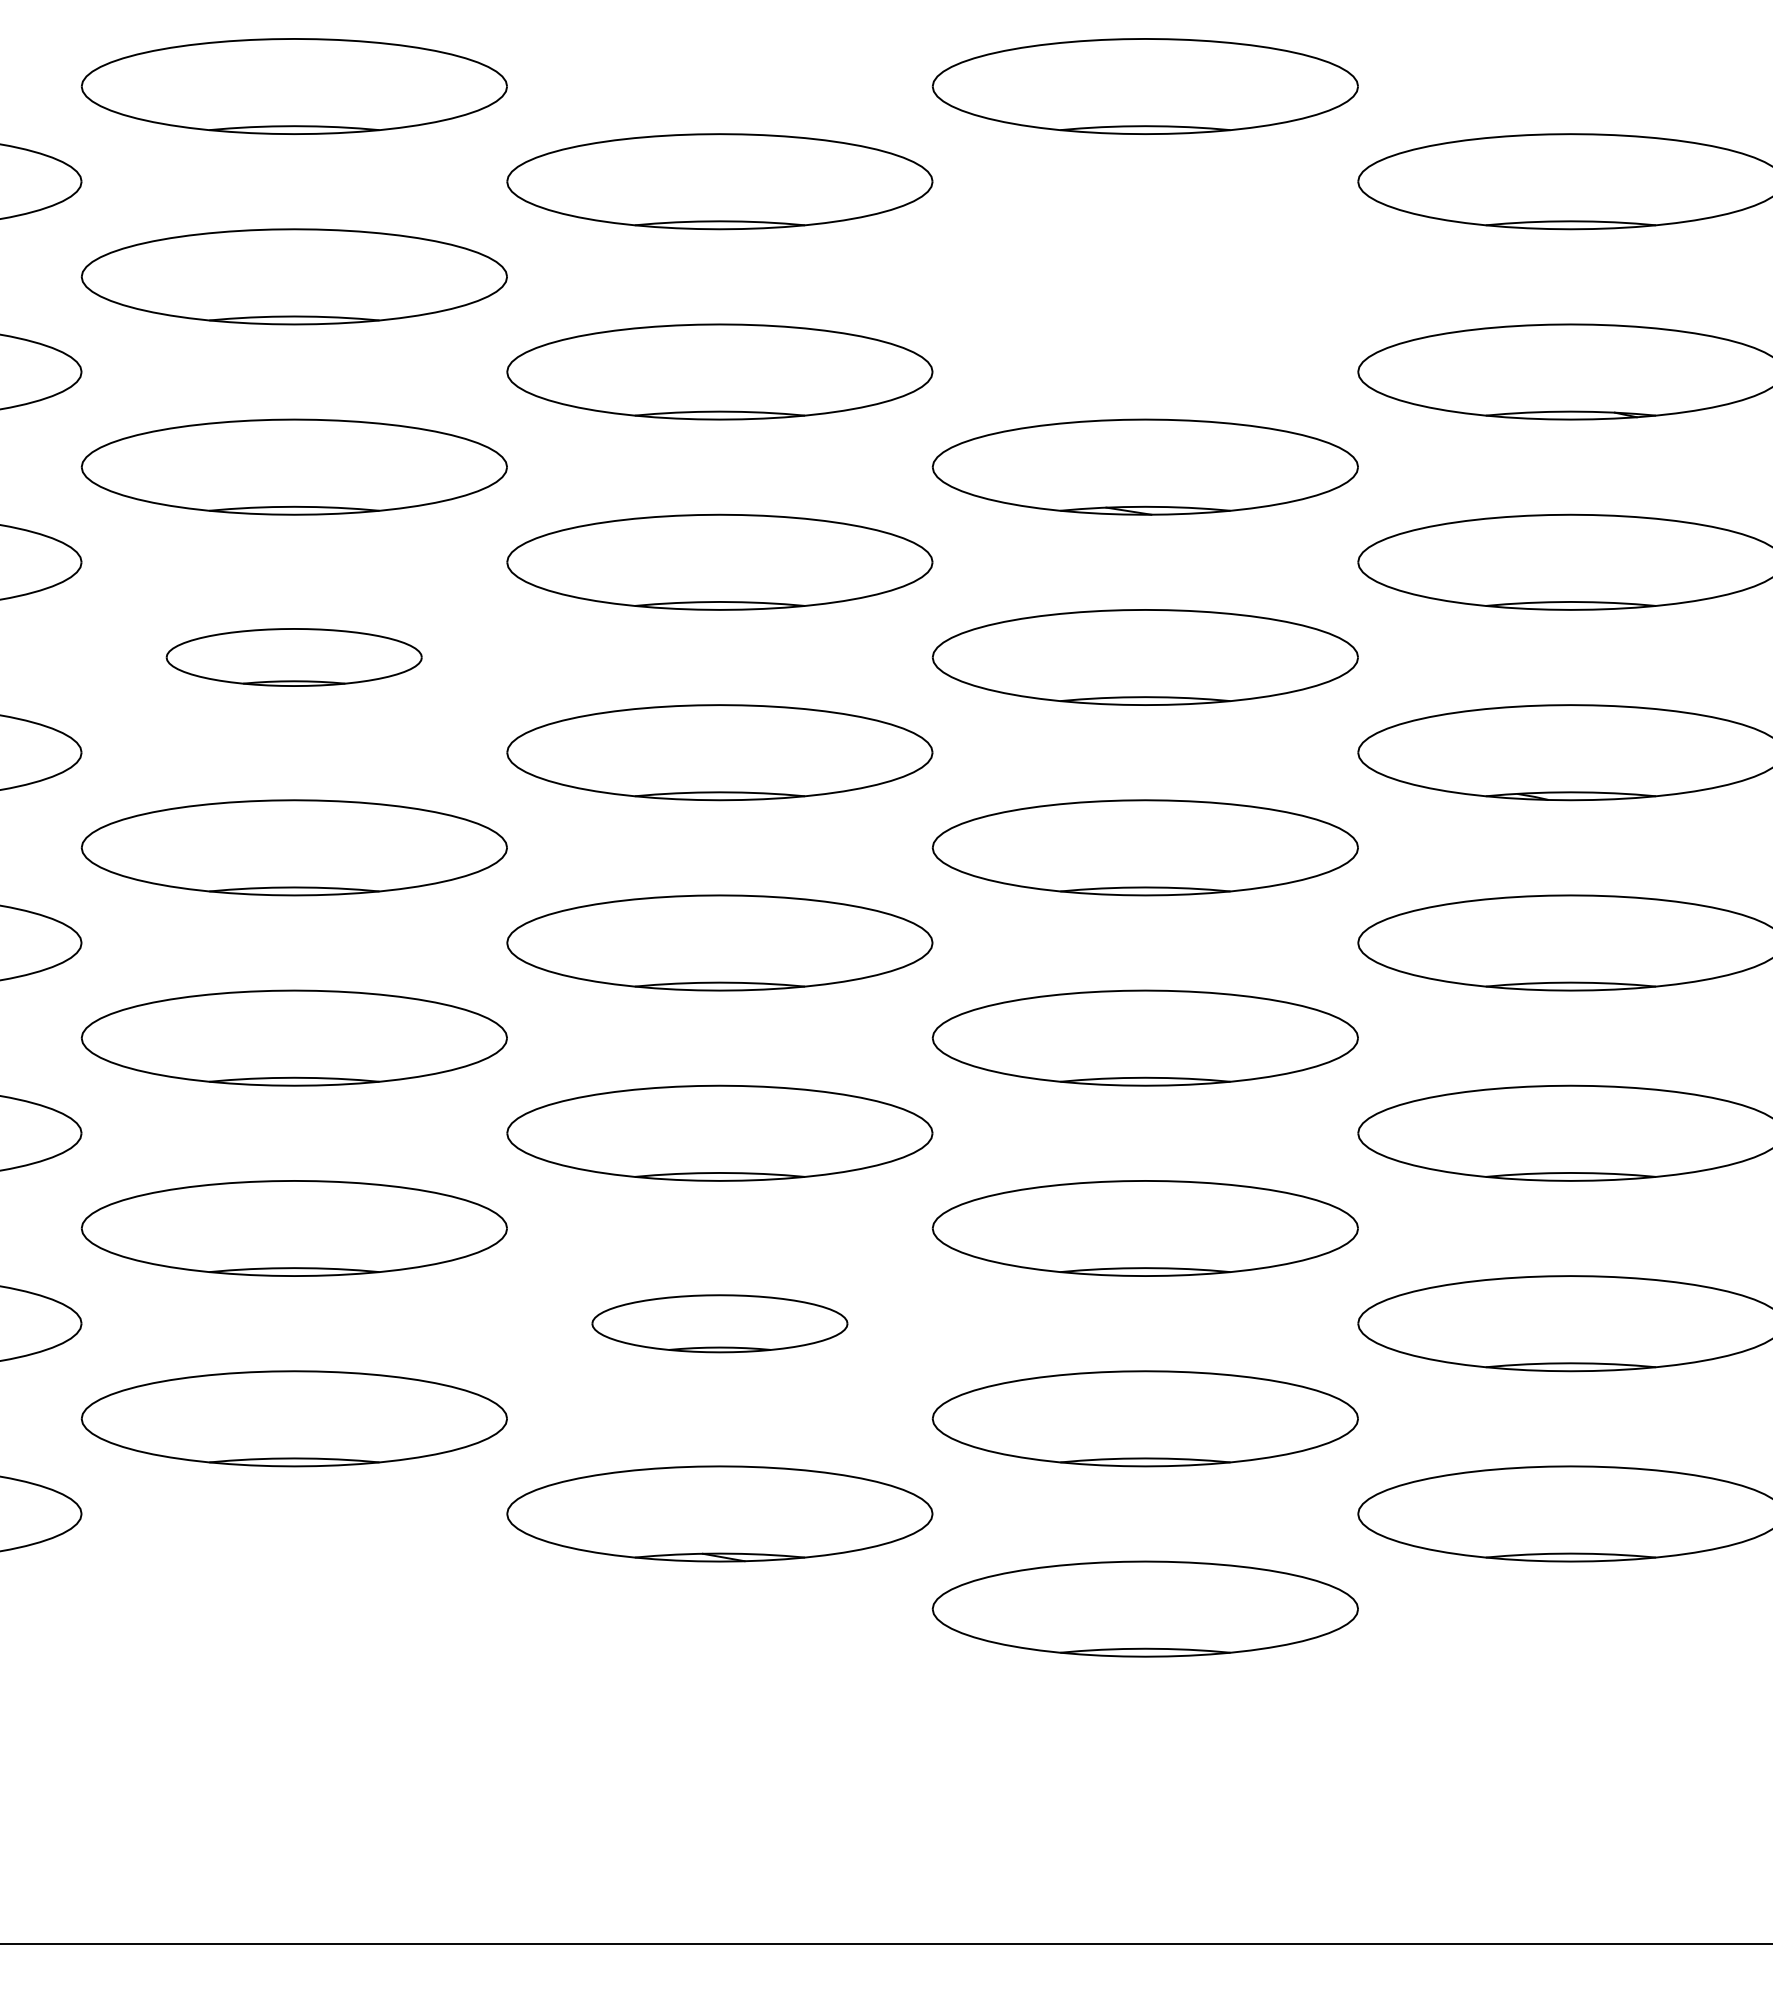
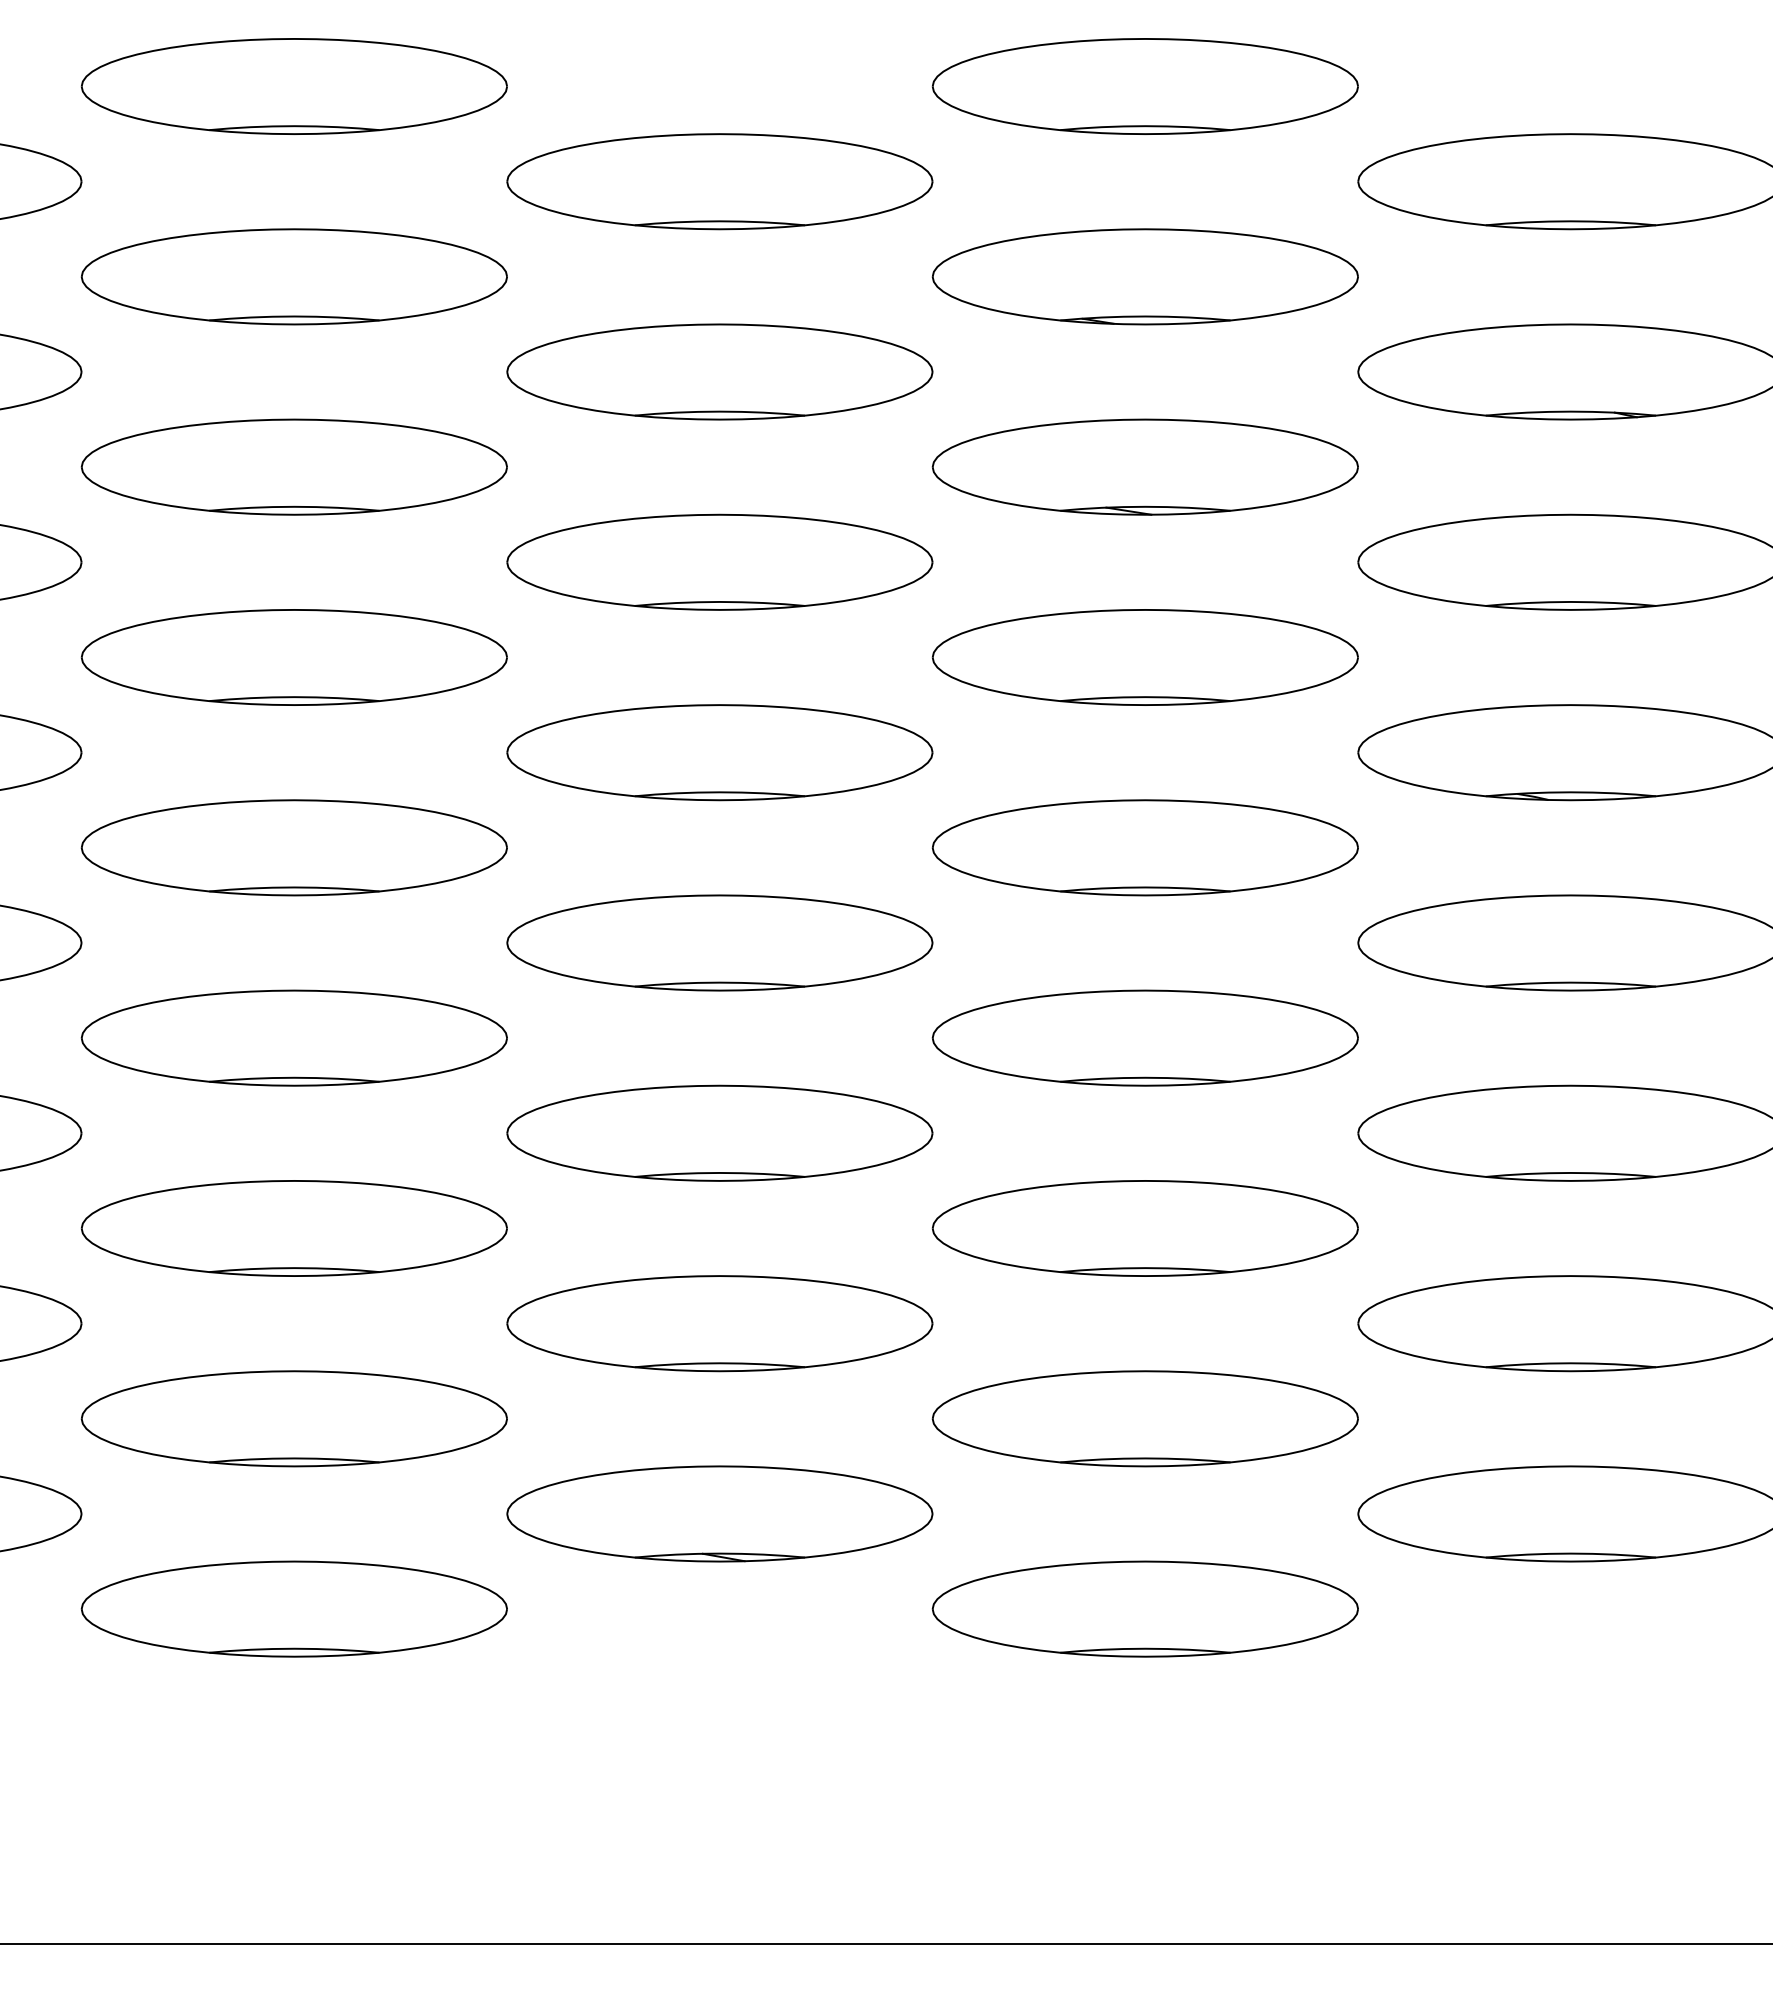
part: none -> present (1144, 276)
part size: 258x59 px -> 428x97 px (293, 657)
part size: 258x60 px -> 428x98 px (719, 1323)
part: none -> present (293, 1608)
